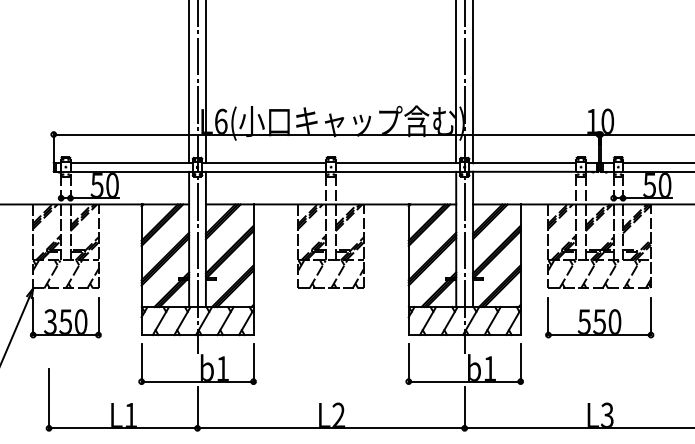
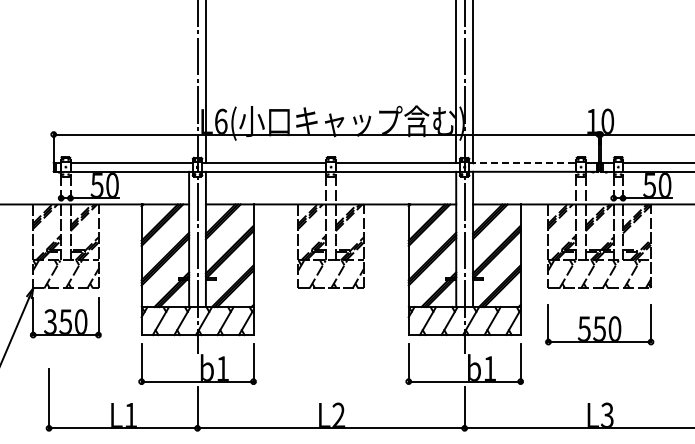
line: present -> none (189, 82)
line: solid -> dashed (522, 162)
part position: (599, 317) -> (599, 324) (599, 324)
